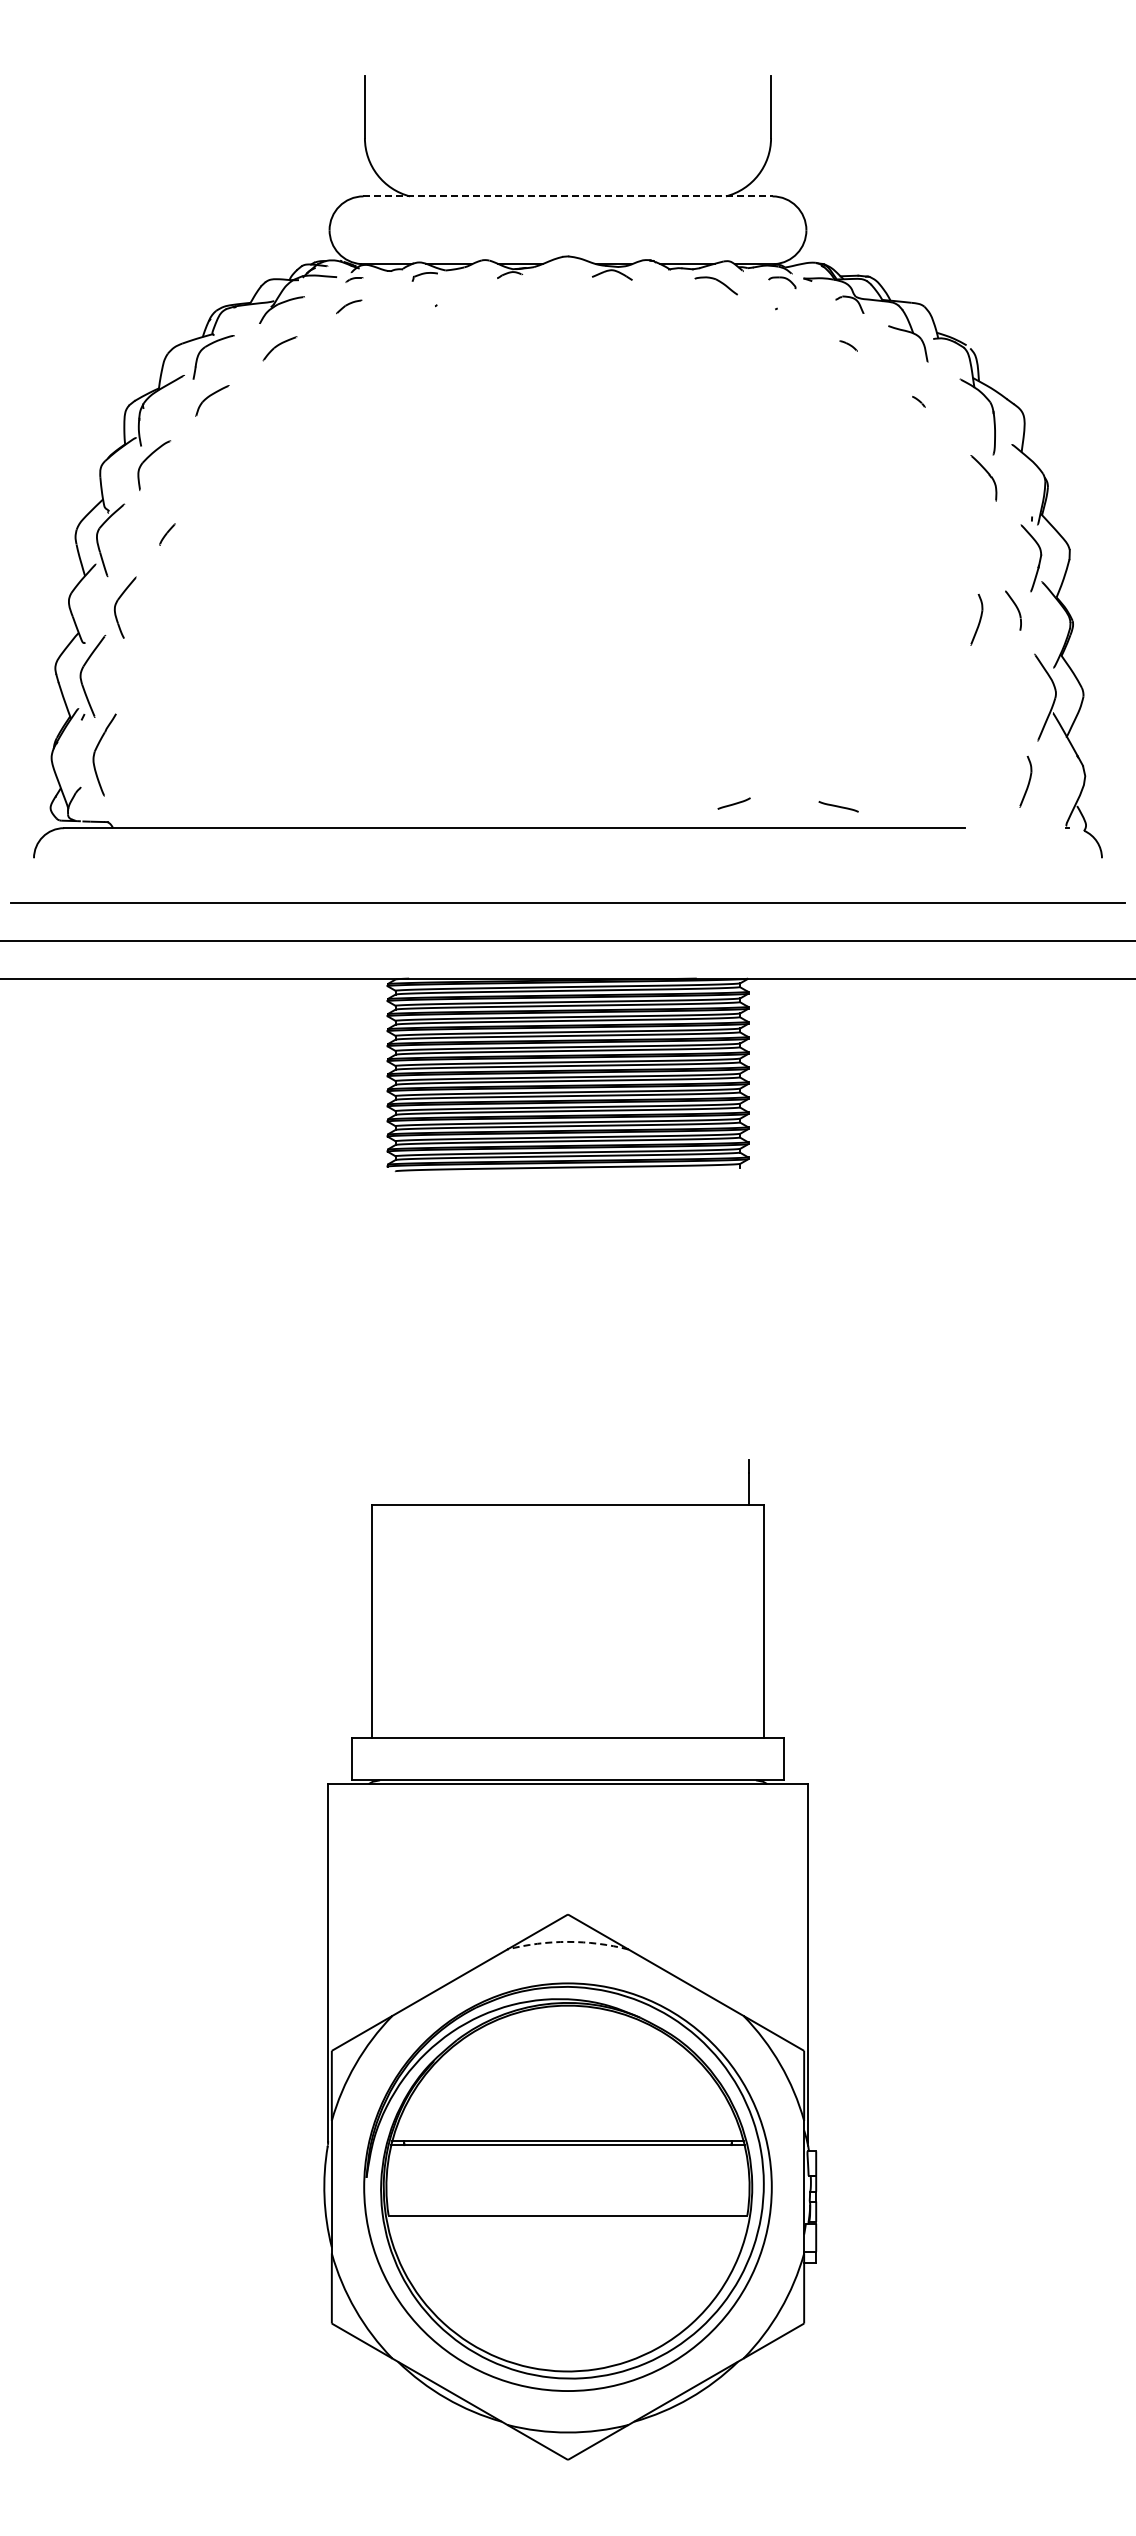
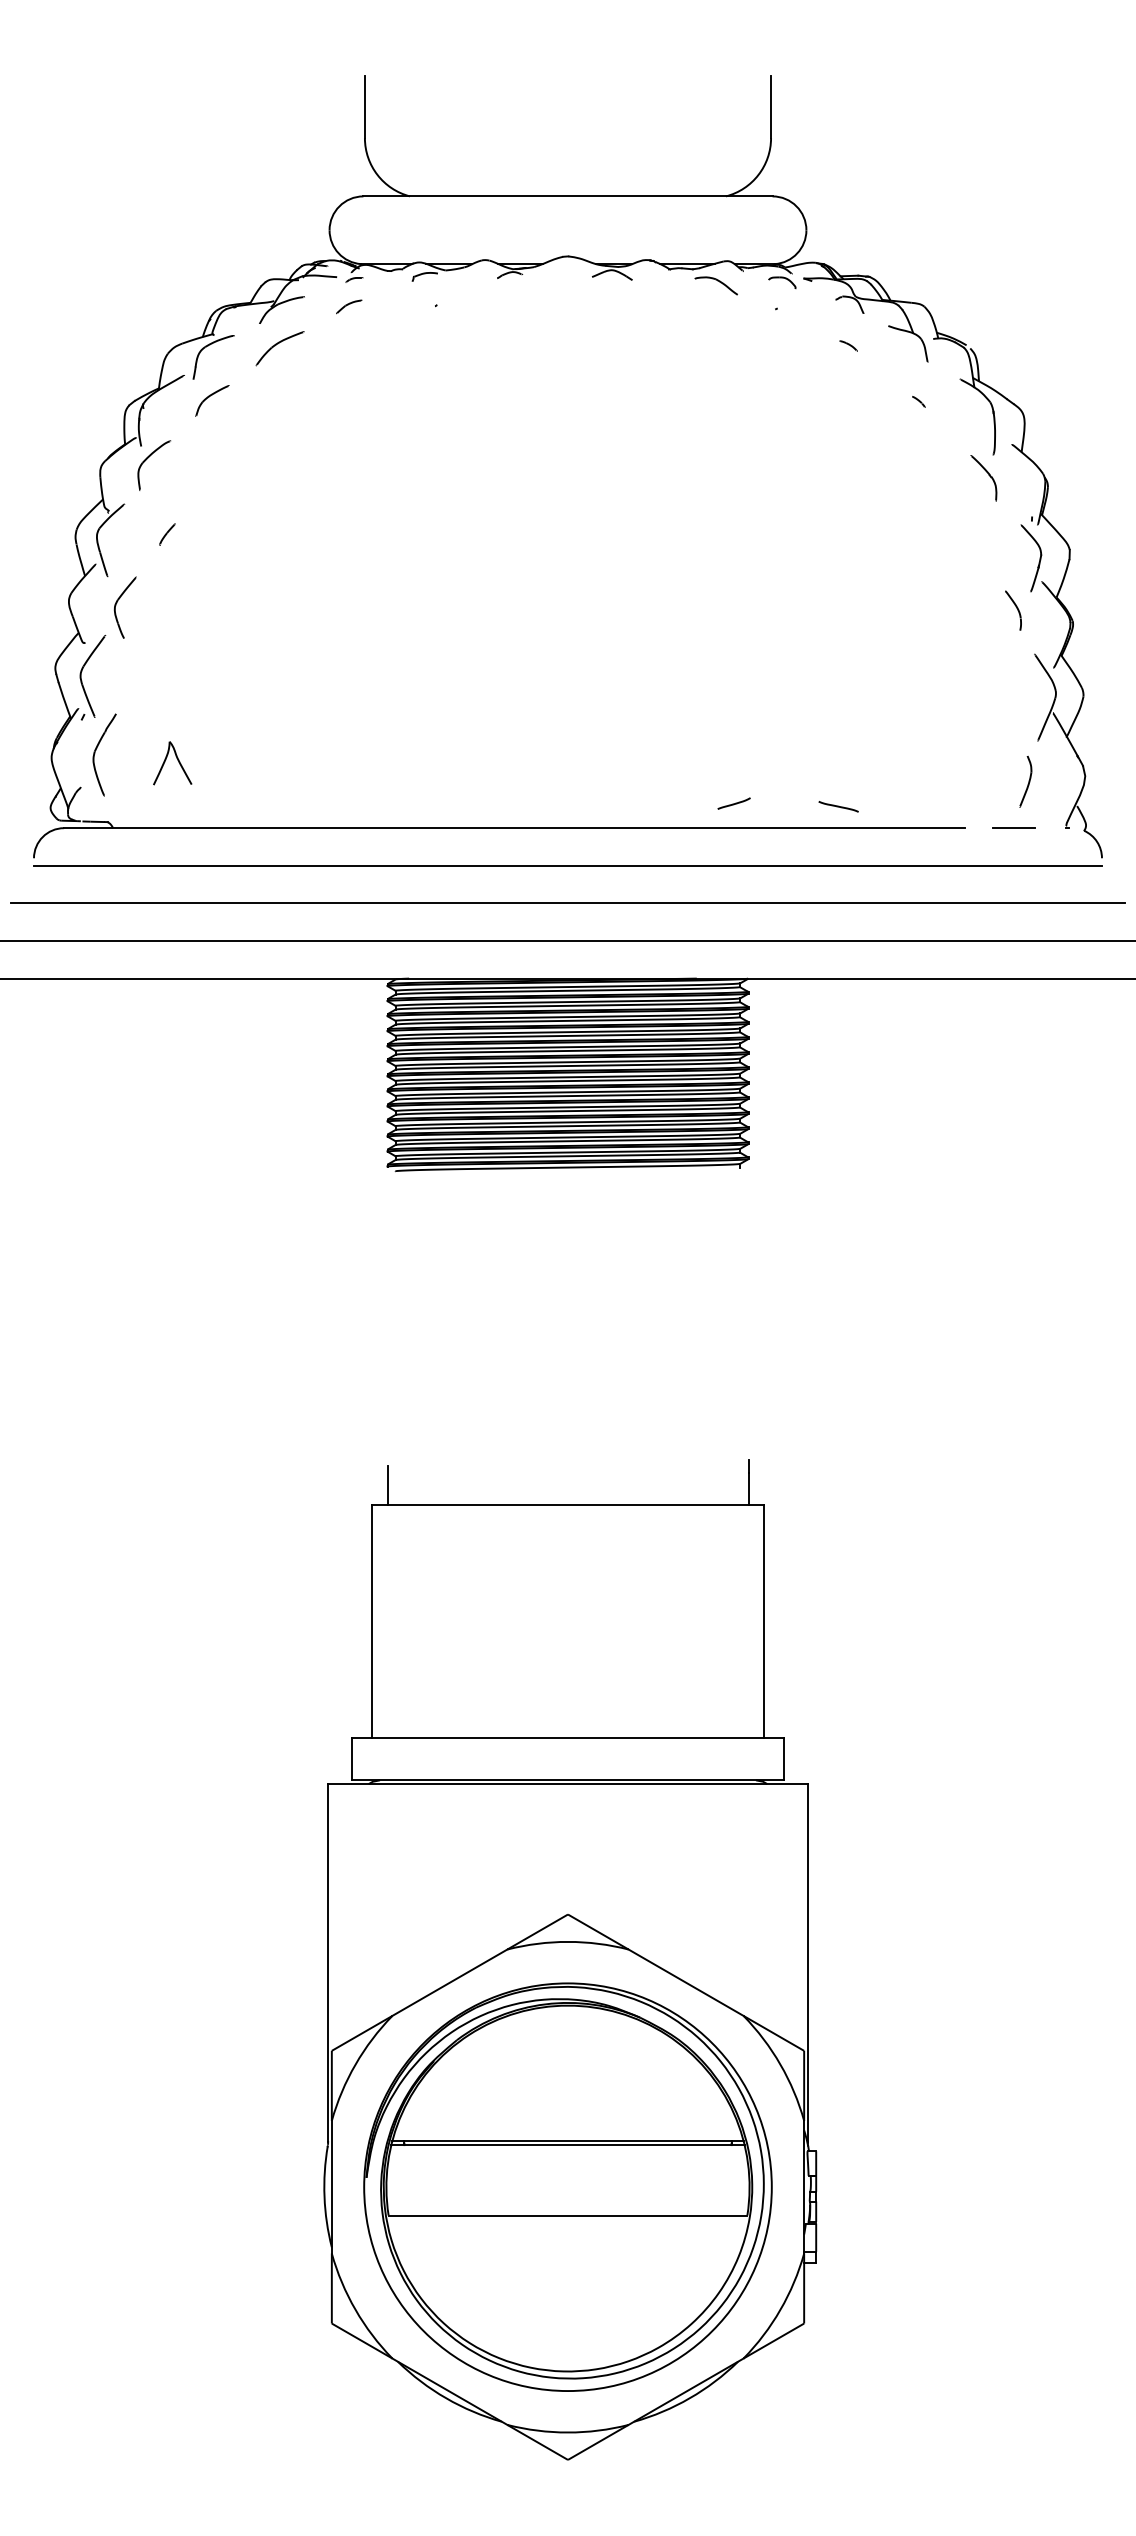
line: dashed -> solid (568, 196)
part size: 36x26 px -> 50x36 px (279, 348)
part: present -> none (976, 619)
part: none -> present (172, 763)
line: none -> present (1013, 828)
line: none -> present (567, 865)
line: none -> present (387, 1485)
arc: dashed -> solid (568, 1941)
